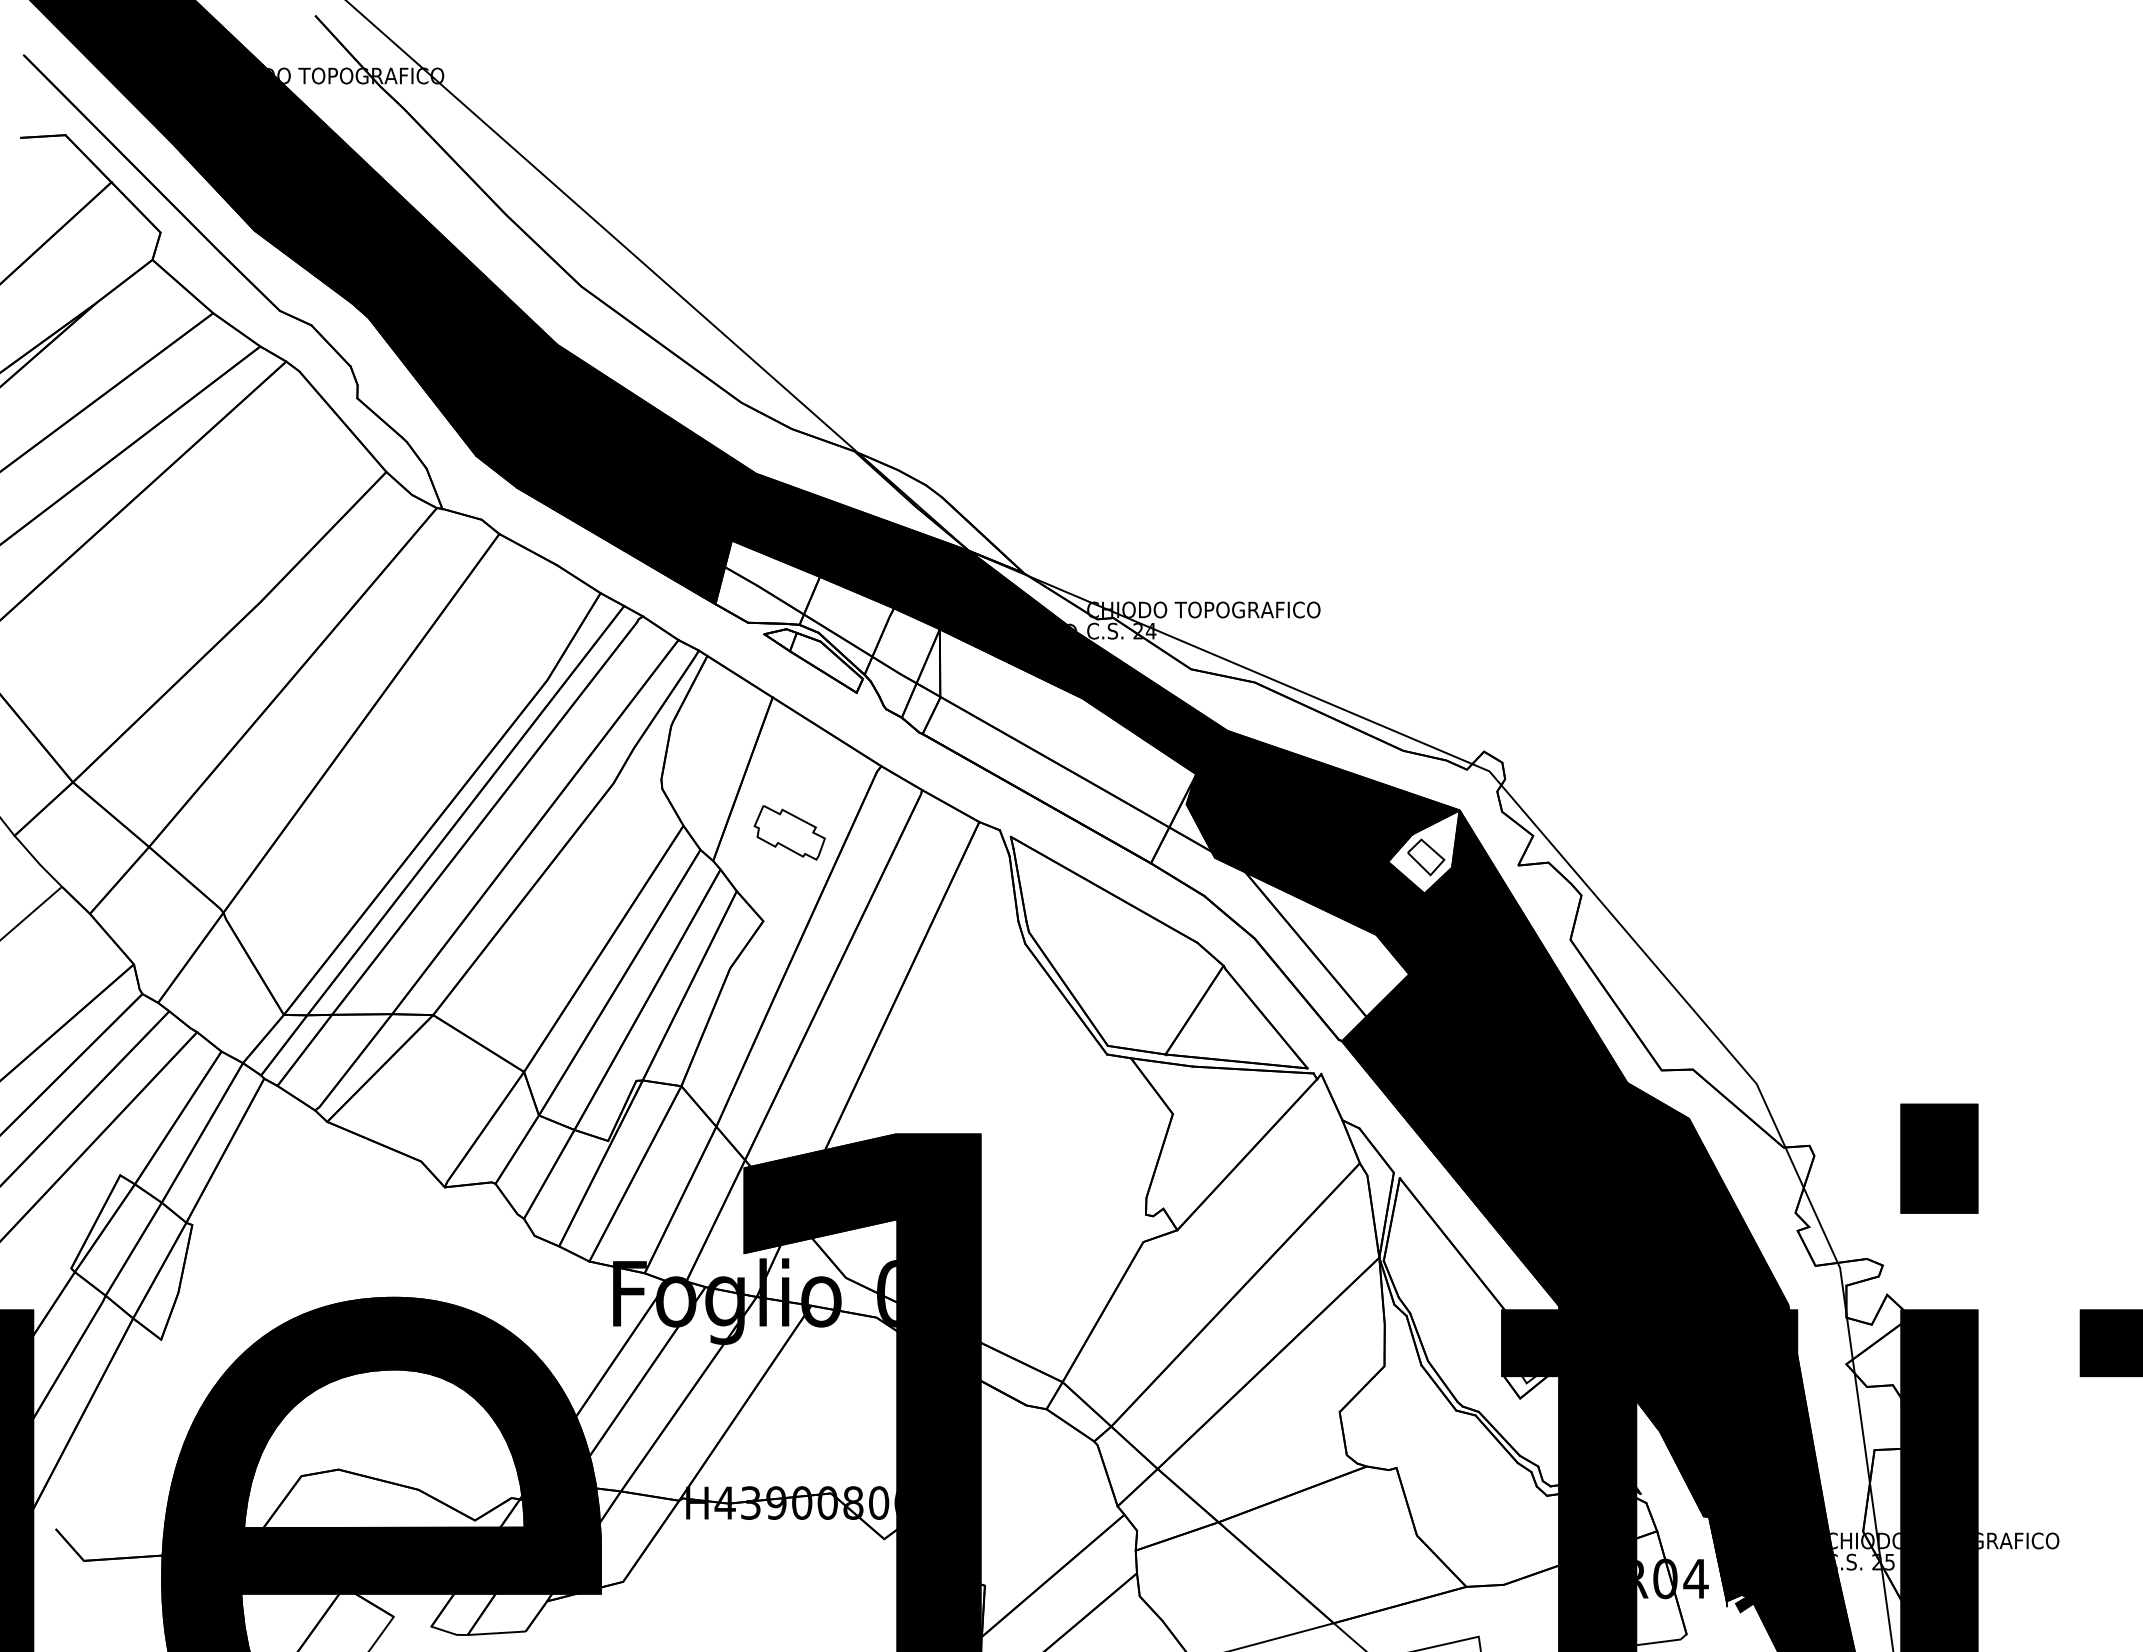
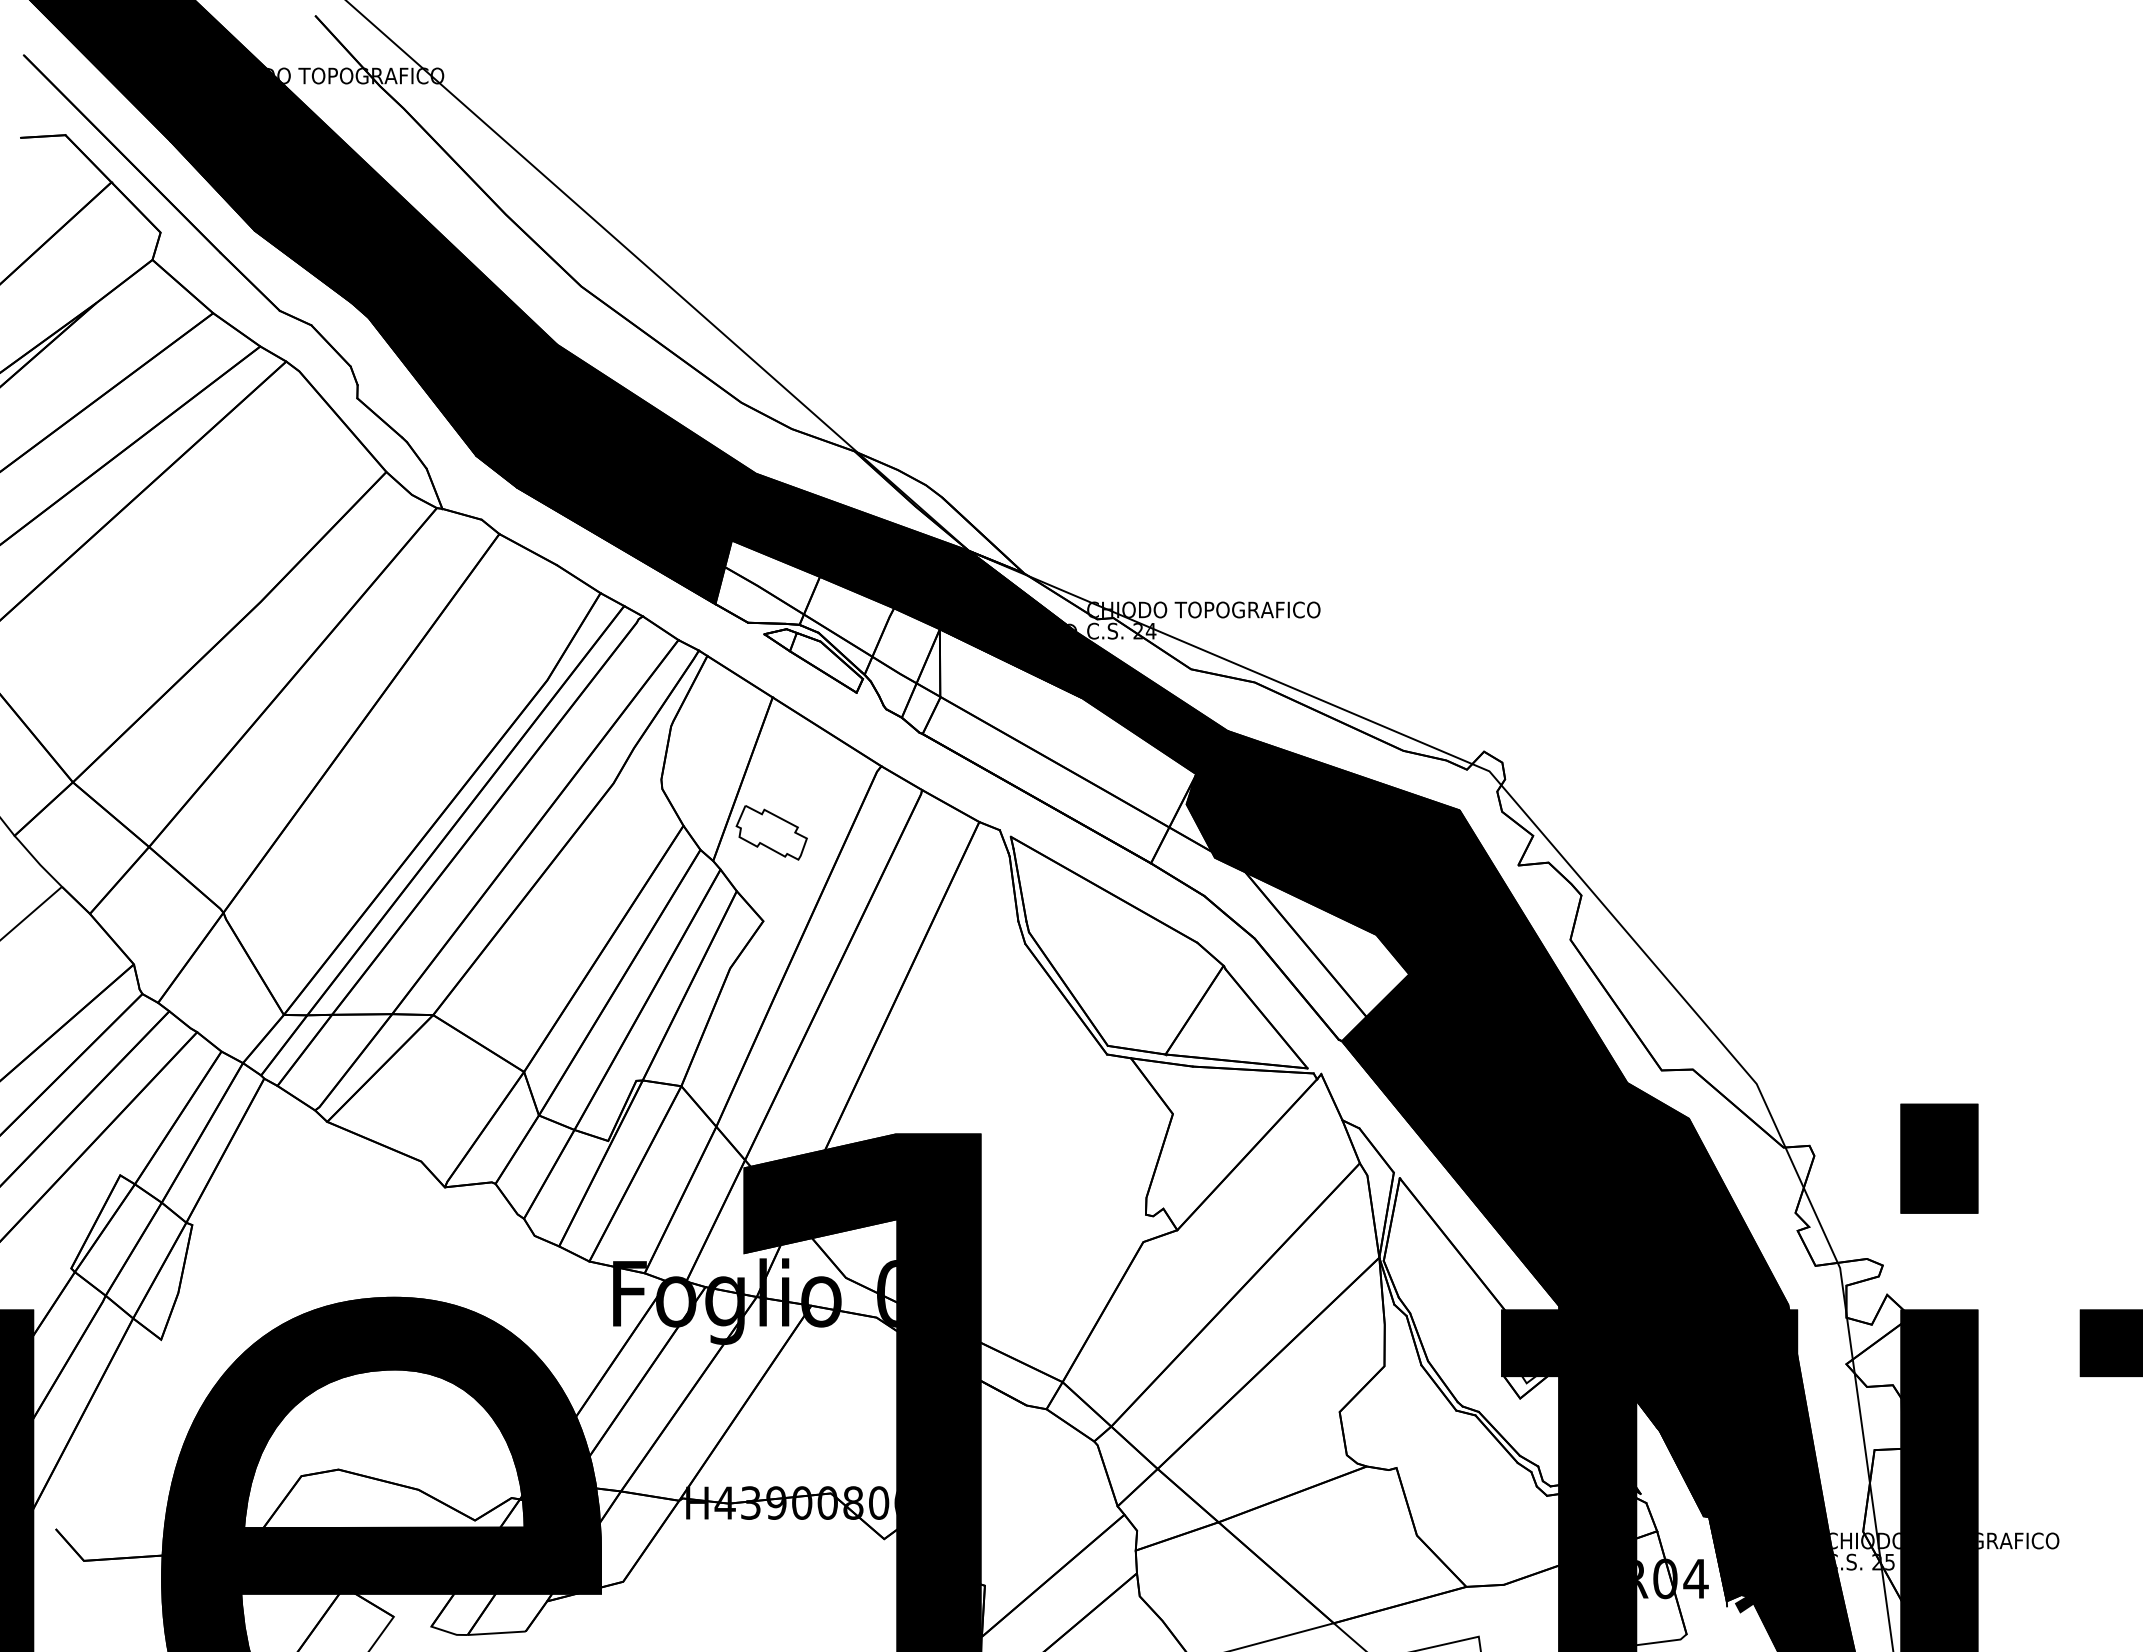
part position: (789, 832) -> (771, 832) (771, 832)
fill: none -> present (1423, 851)
